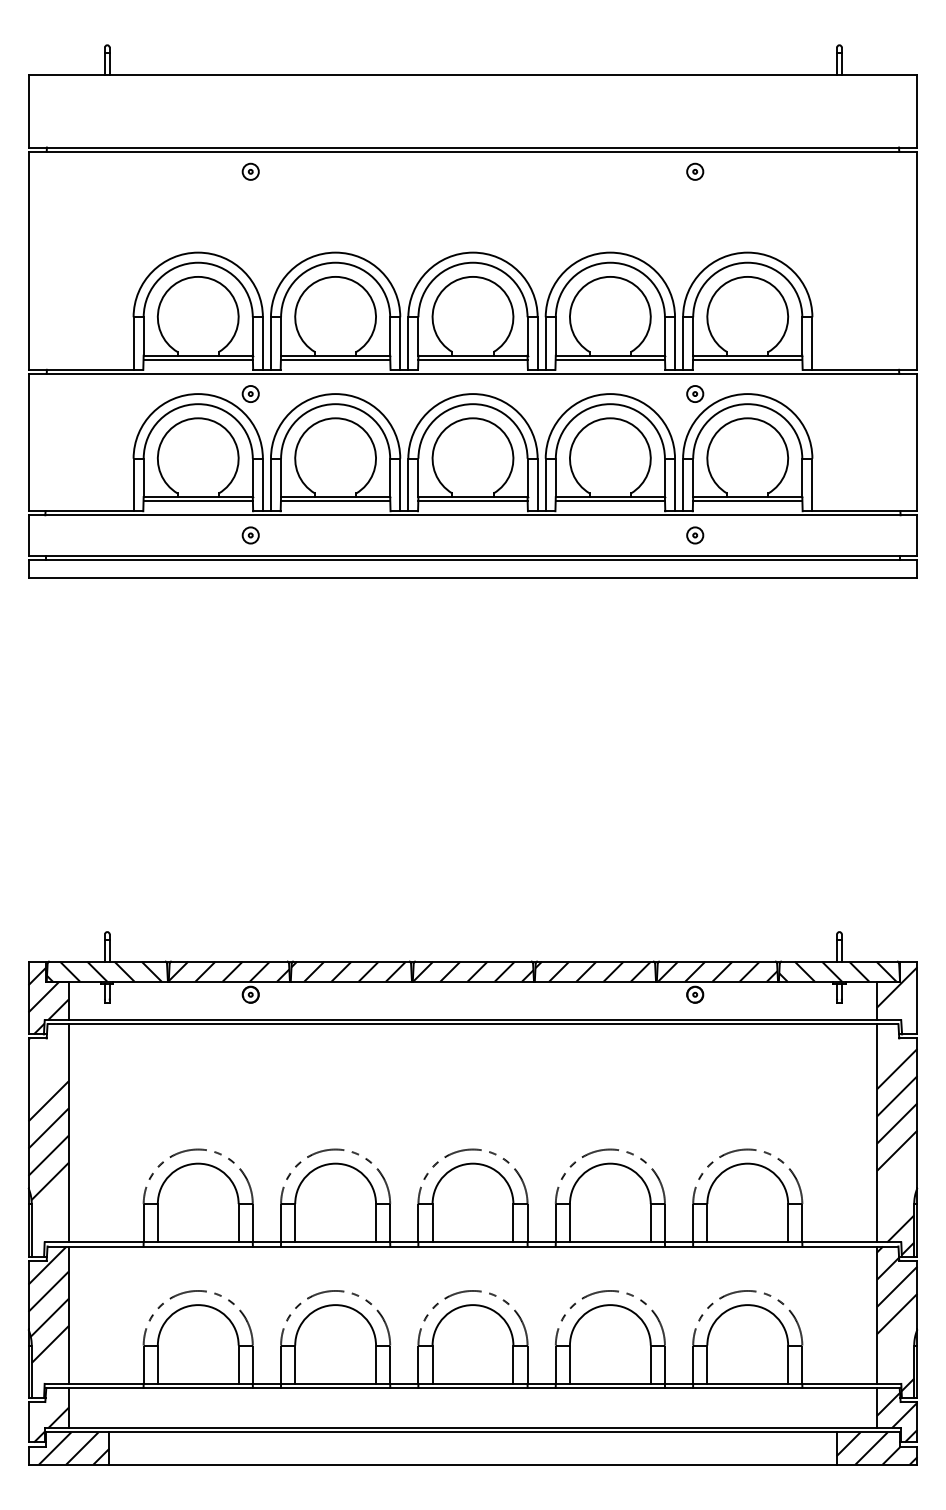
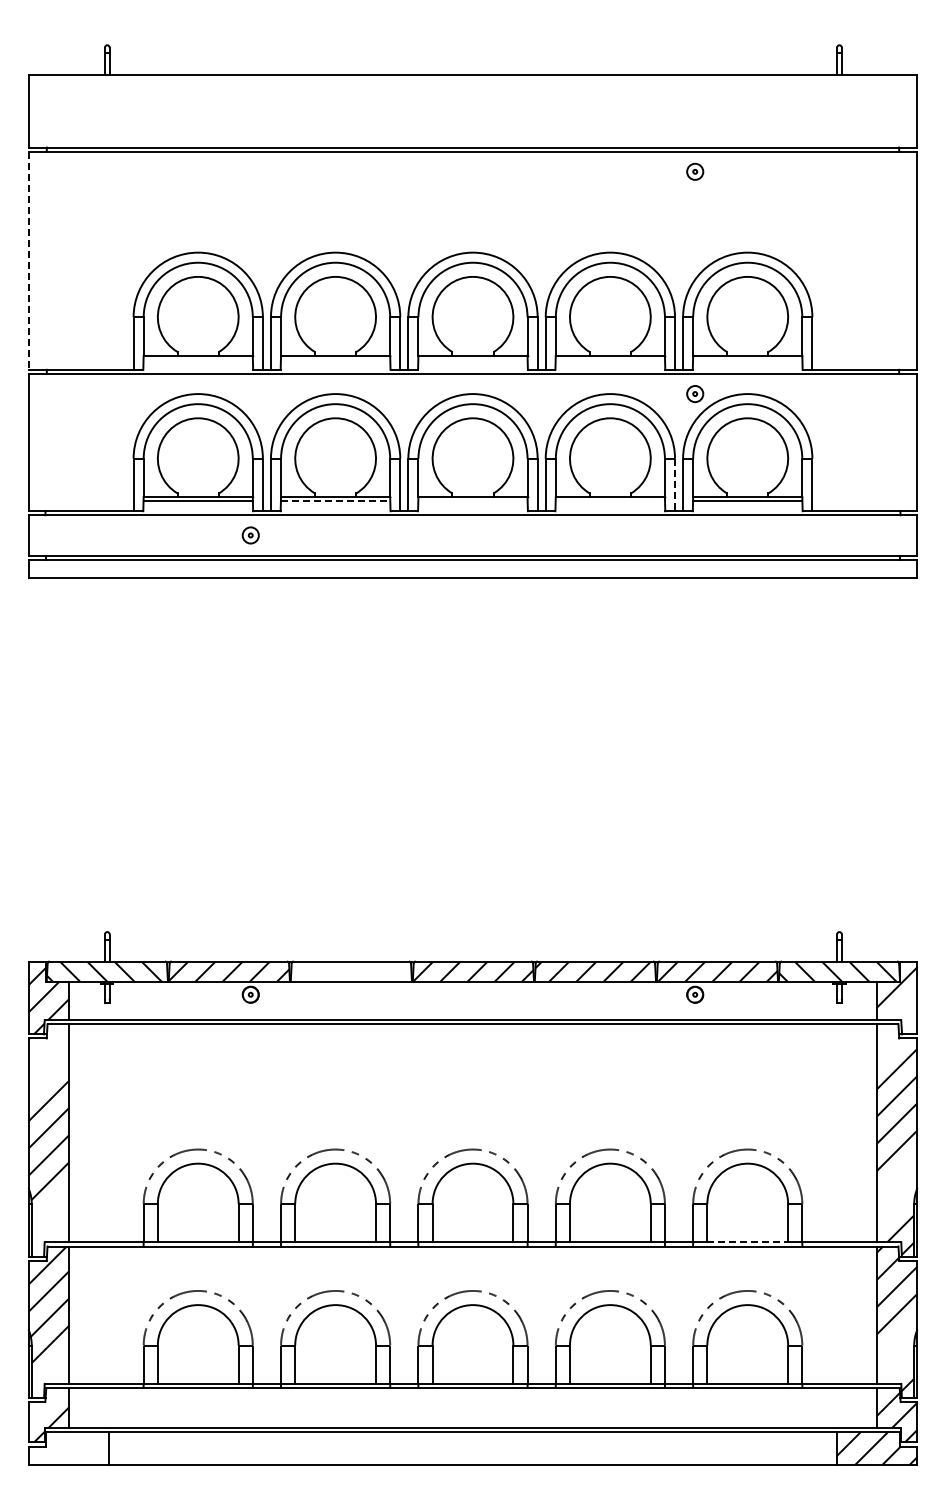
part: present -> none (250, 171)
line: solid -> dashed (28, 261)
line: present -> none (197, 359)
line: present -> none (335, 359)
line: present -> none (472, 359)
line: present -> none (610, 359)
line: present -> none (747, 359)
part: present -> none (250, 393)
line: solid -> dashed (675, 485)
line: solid -> dashed (335, 501)
line: present -> none (472, 501)
line: present -> none (610, 501)
part: present -> none (695, 535)
hatch: present -> none (348, 971)
line: solid -> dashed (748, 1242)
hatch: present -> none (68, 1448)
